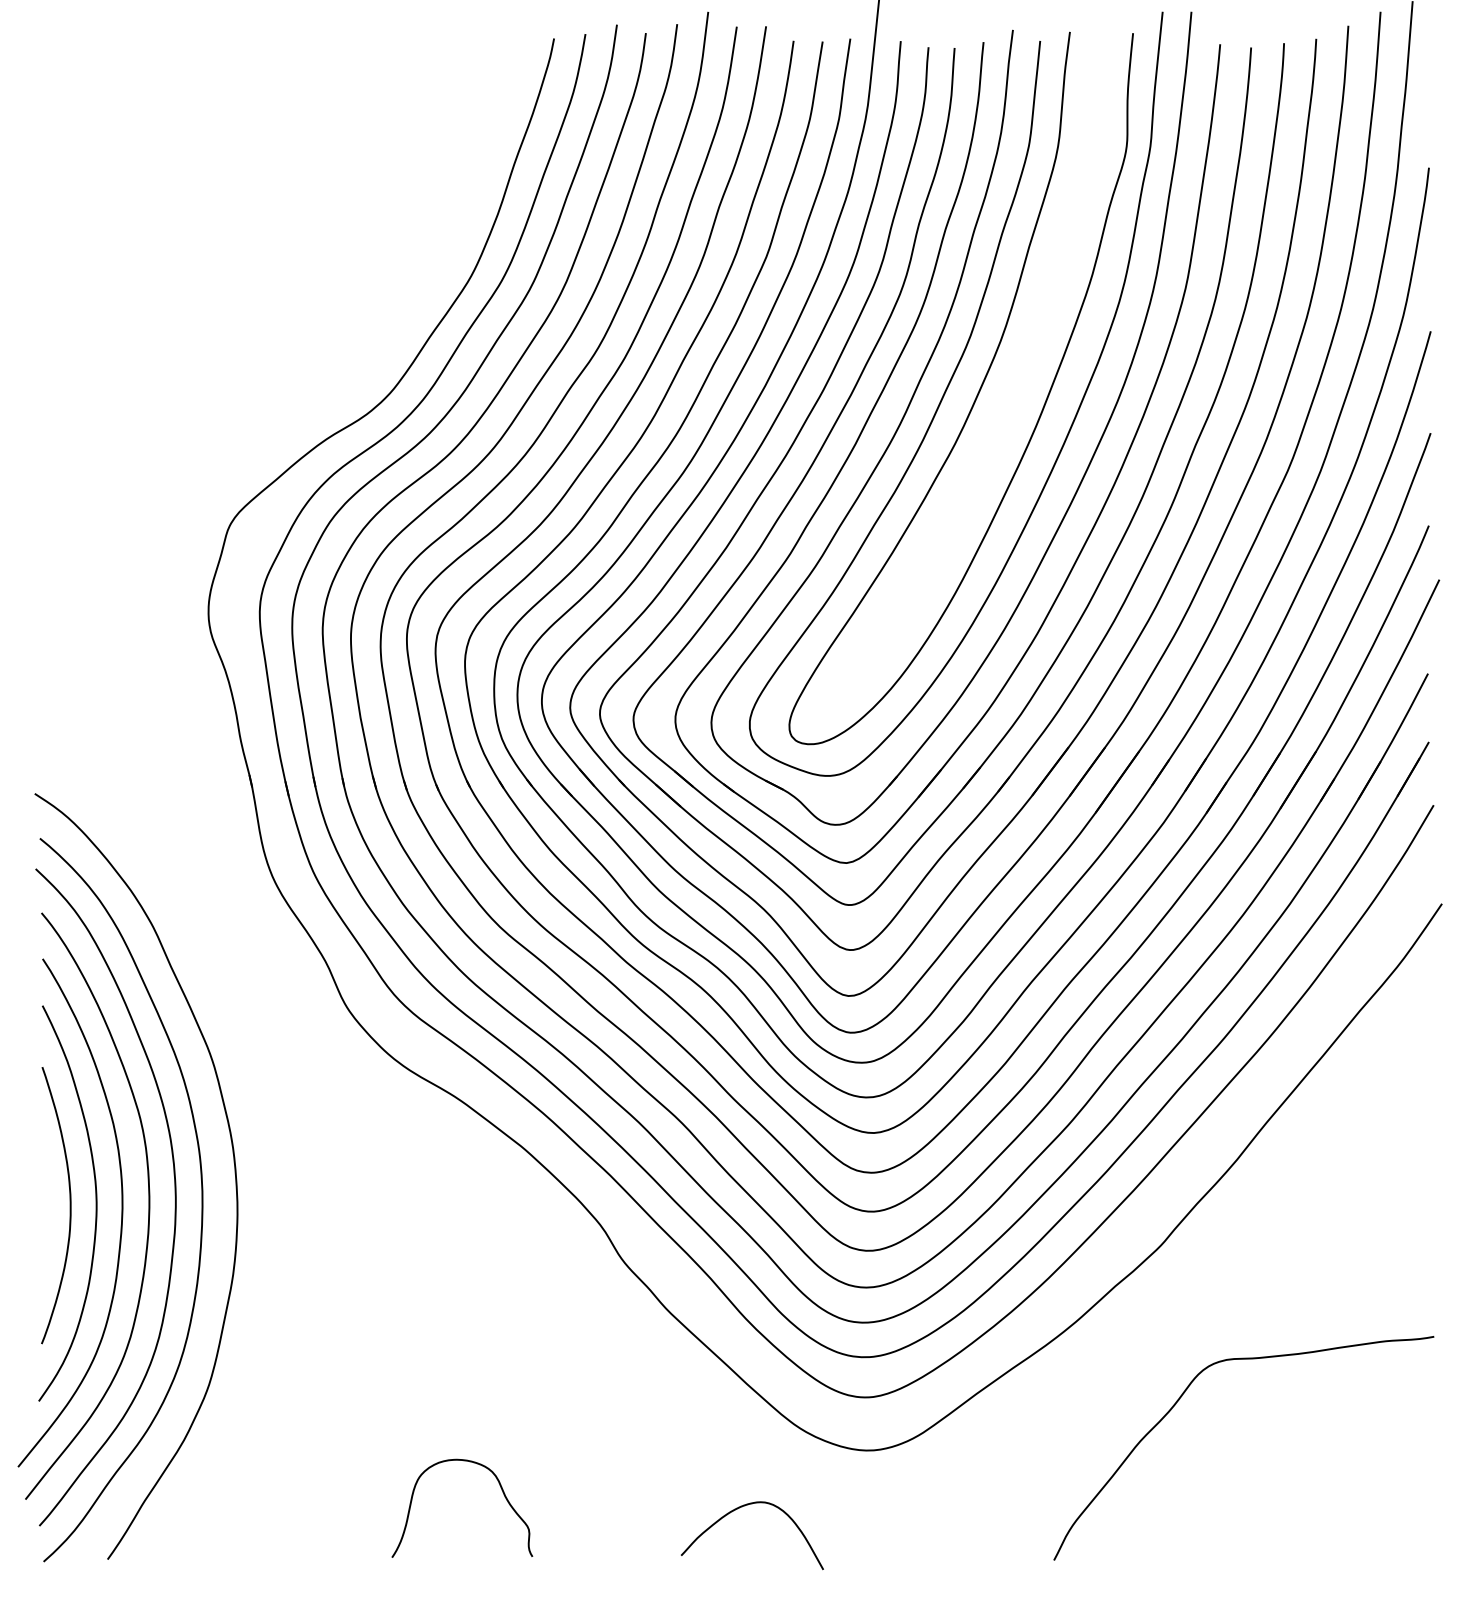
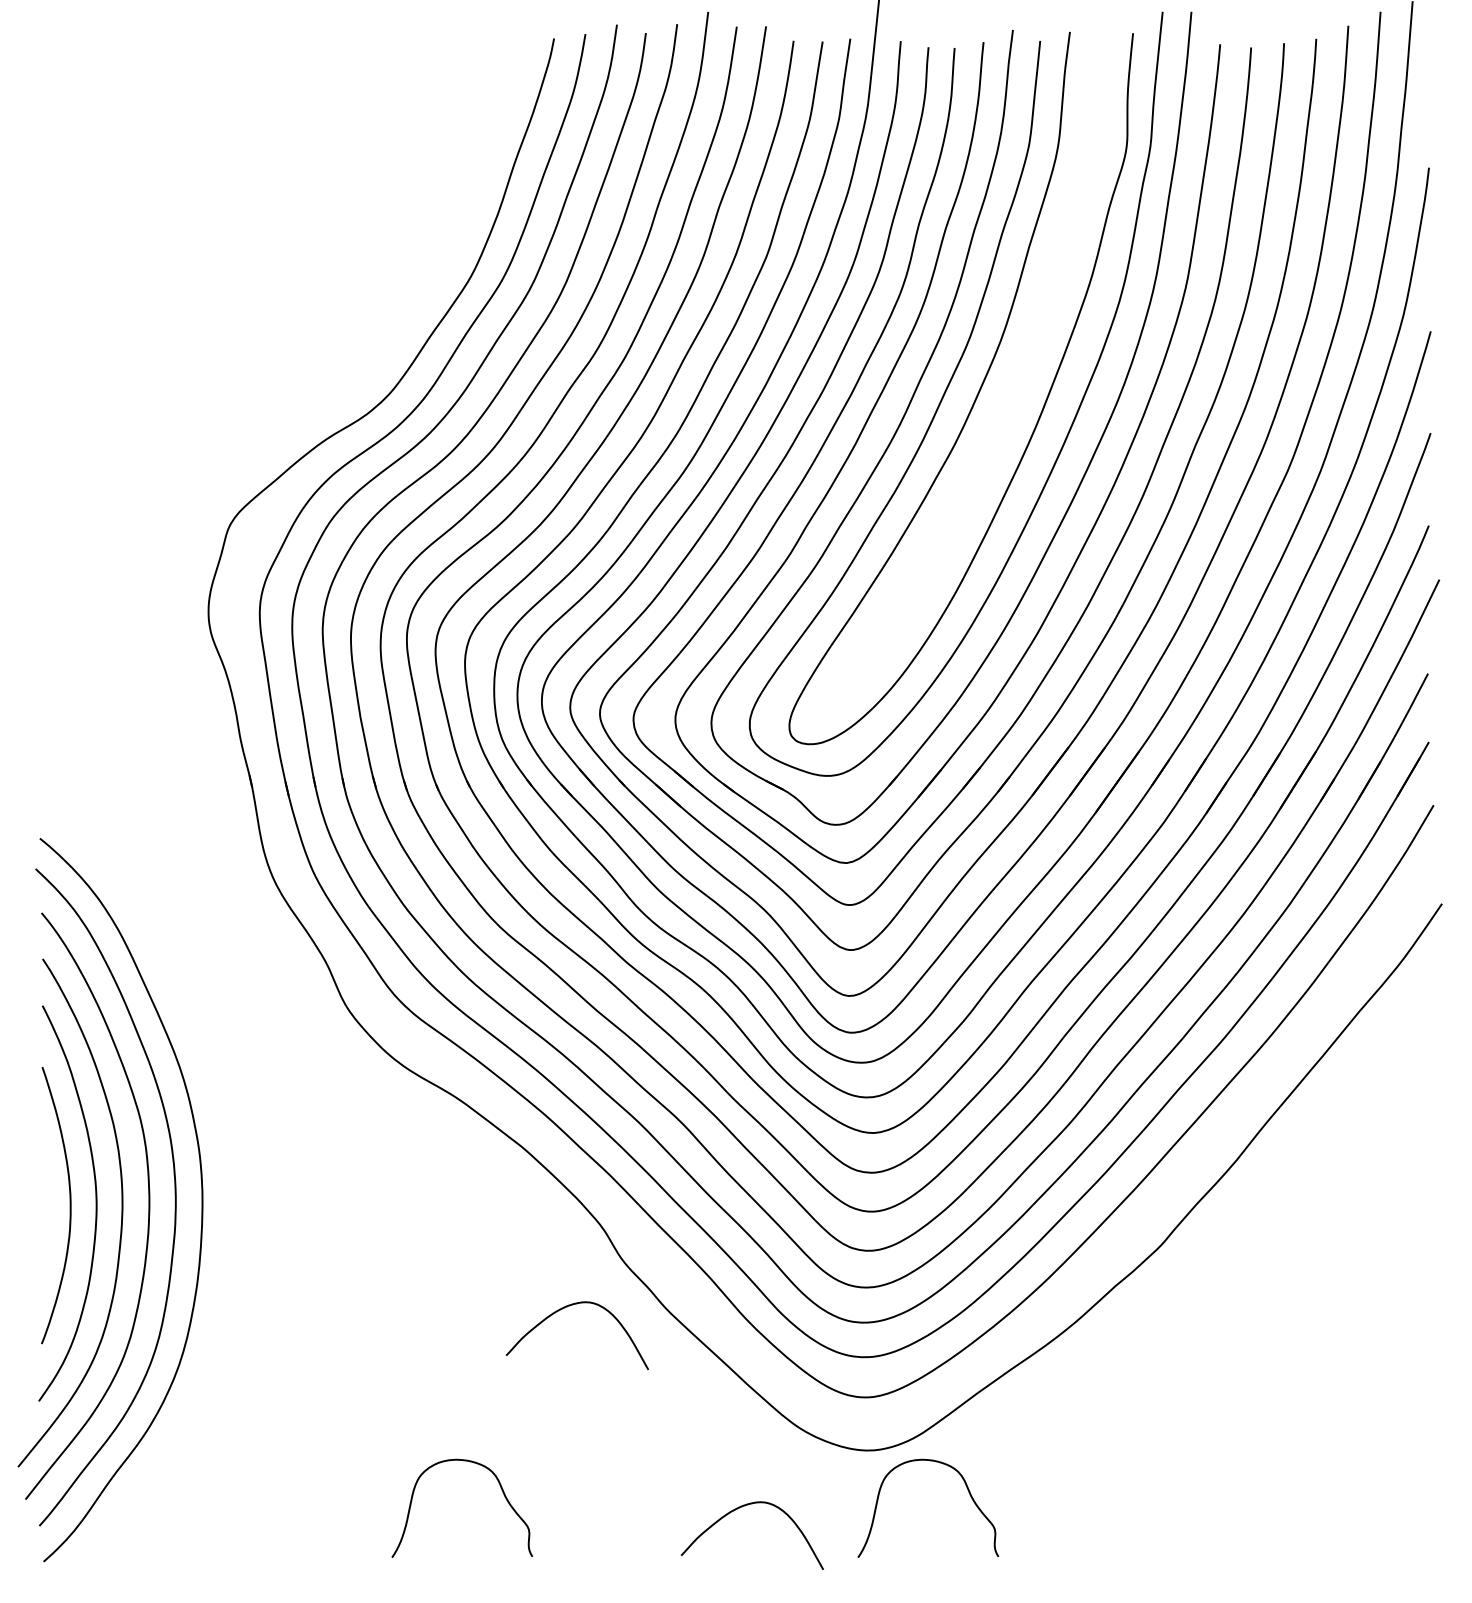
curve: present -> none (233, 1162)
curve: none -> present (567, 1307)
curve: present -> none (1179, 1400)
curve: none -> present (967, 1490)
